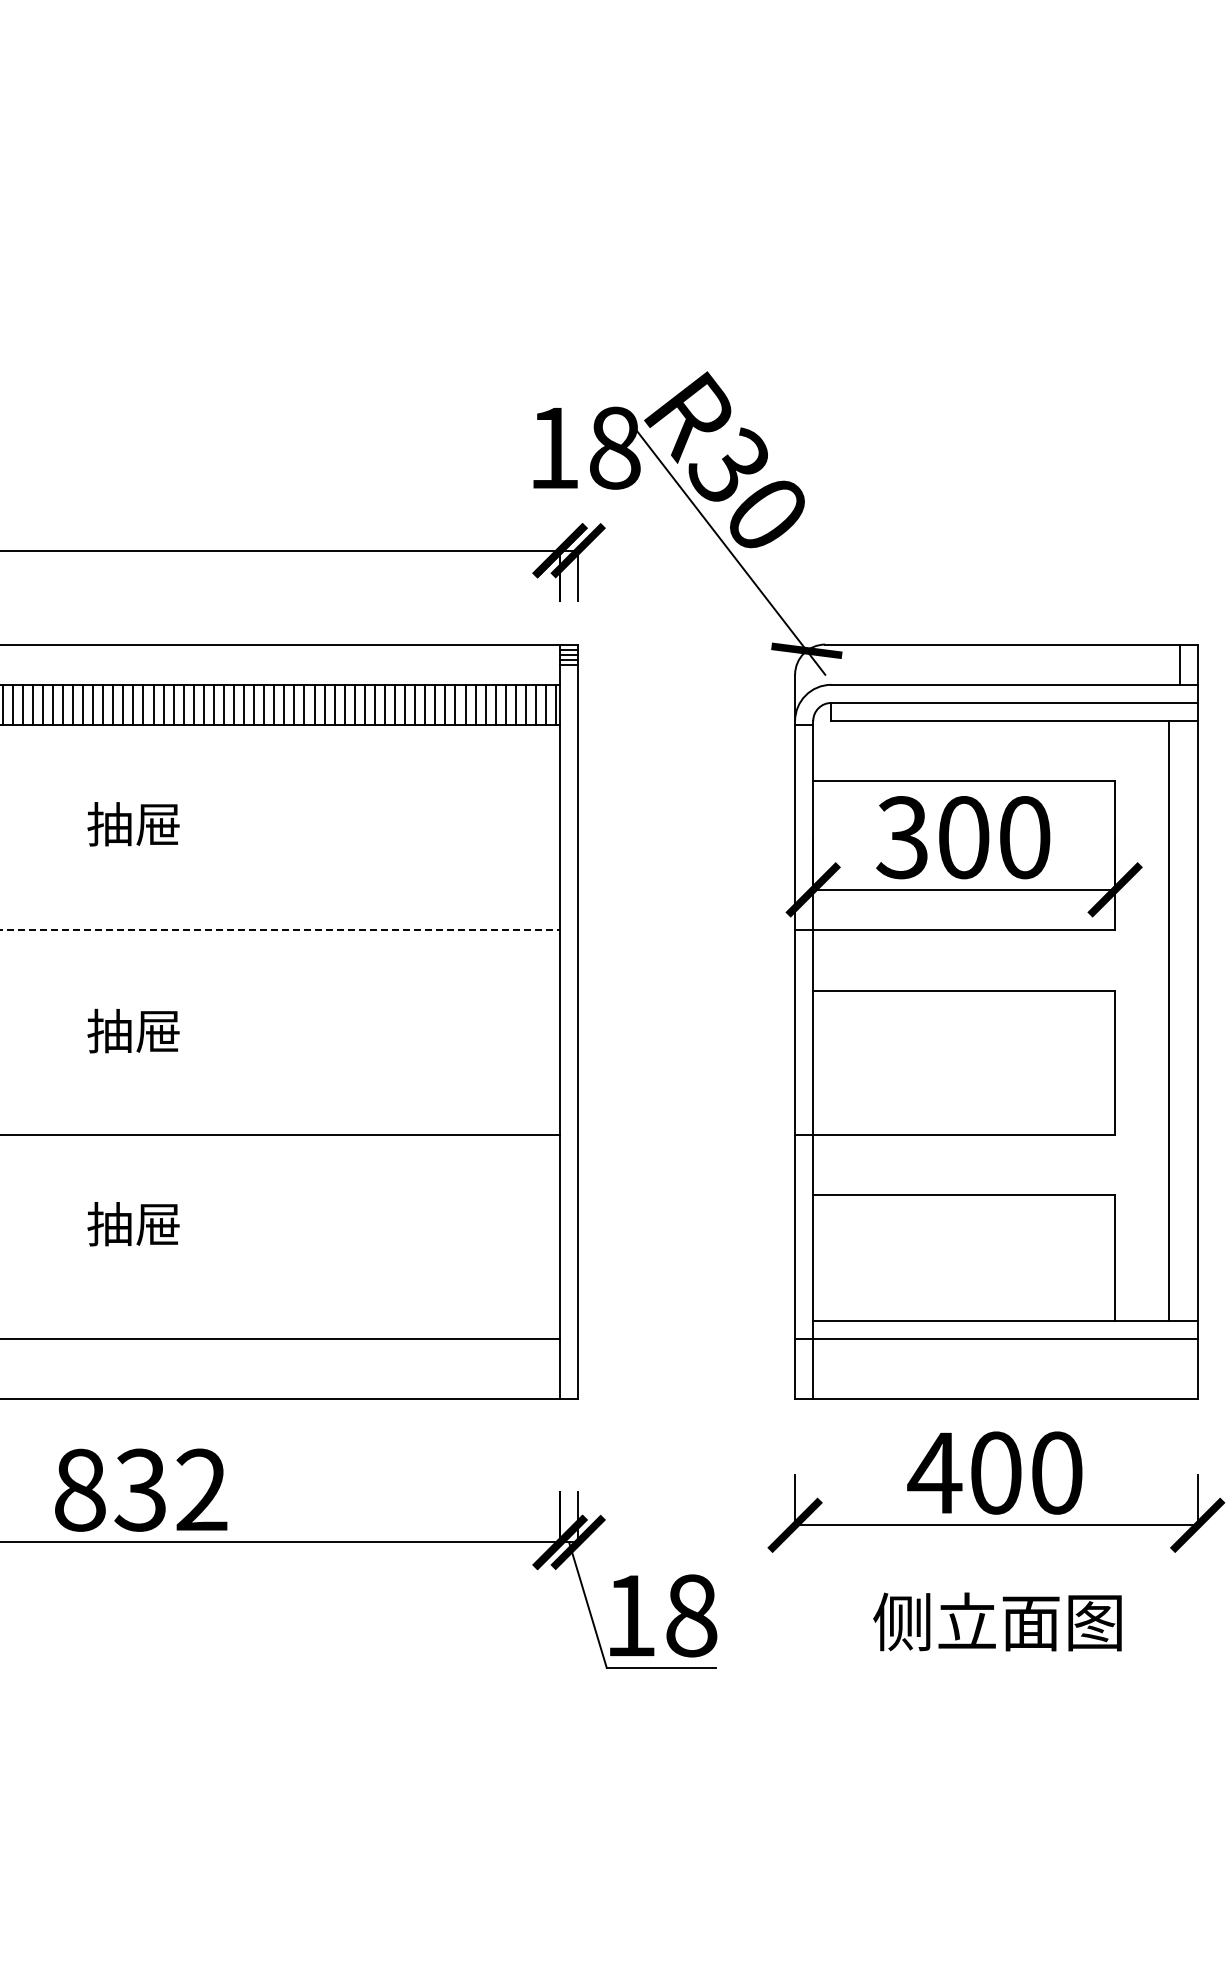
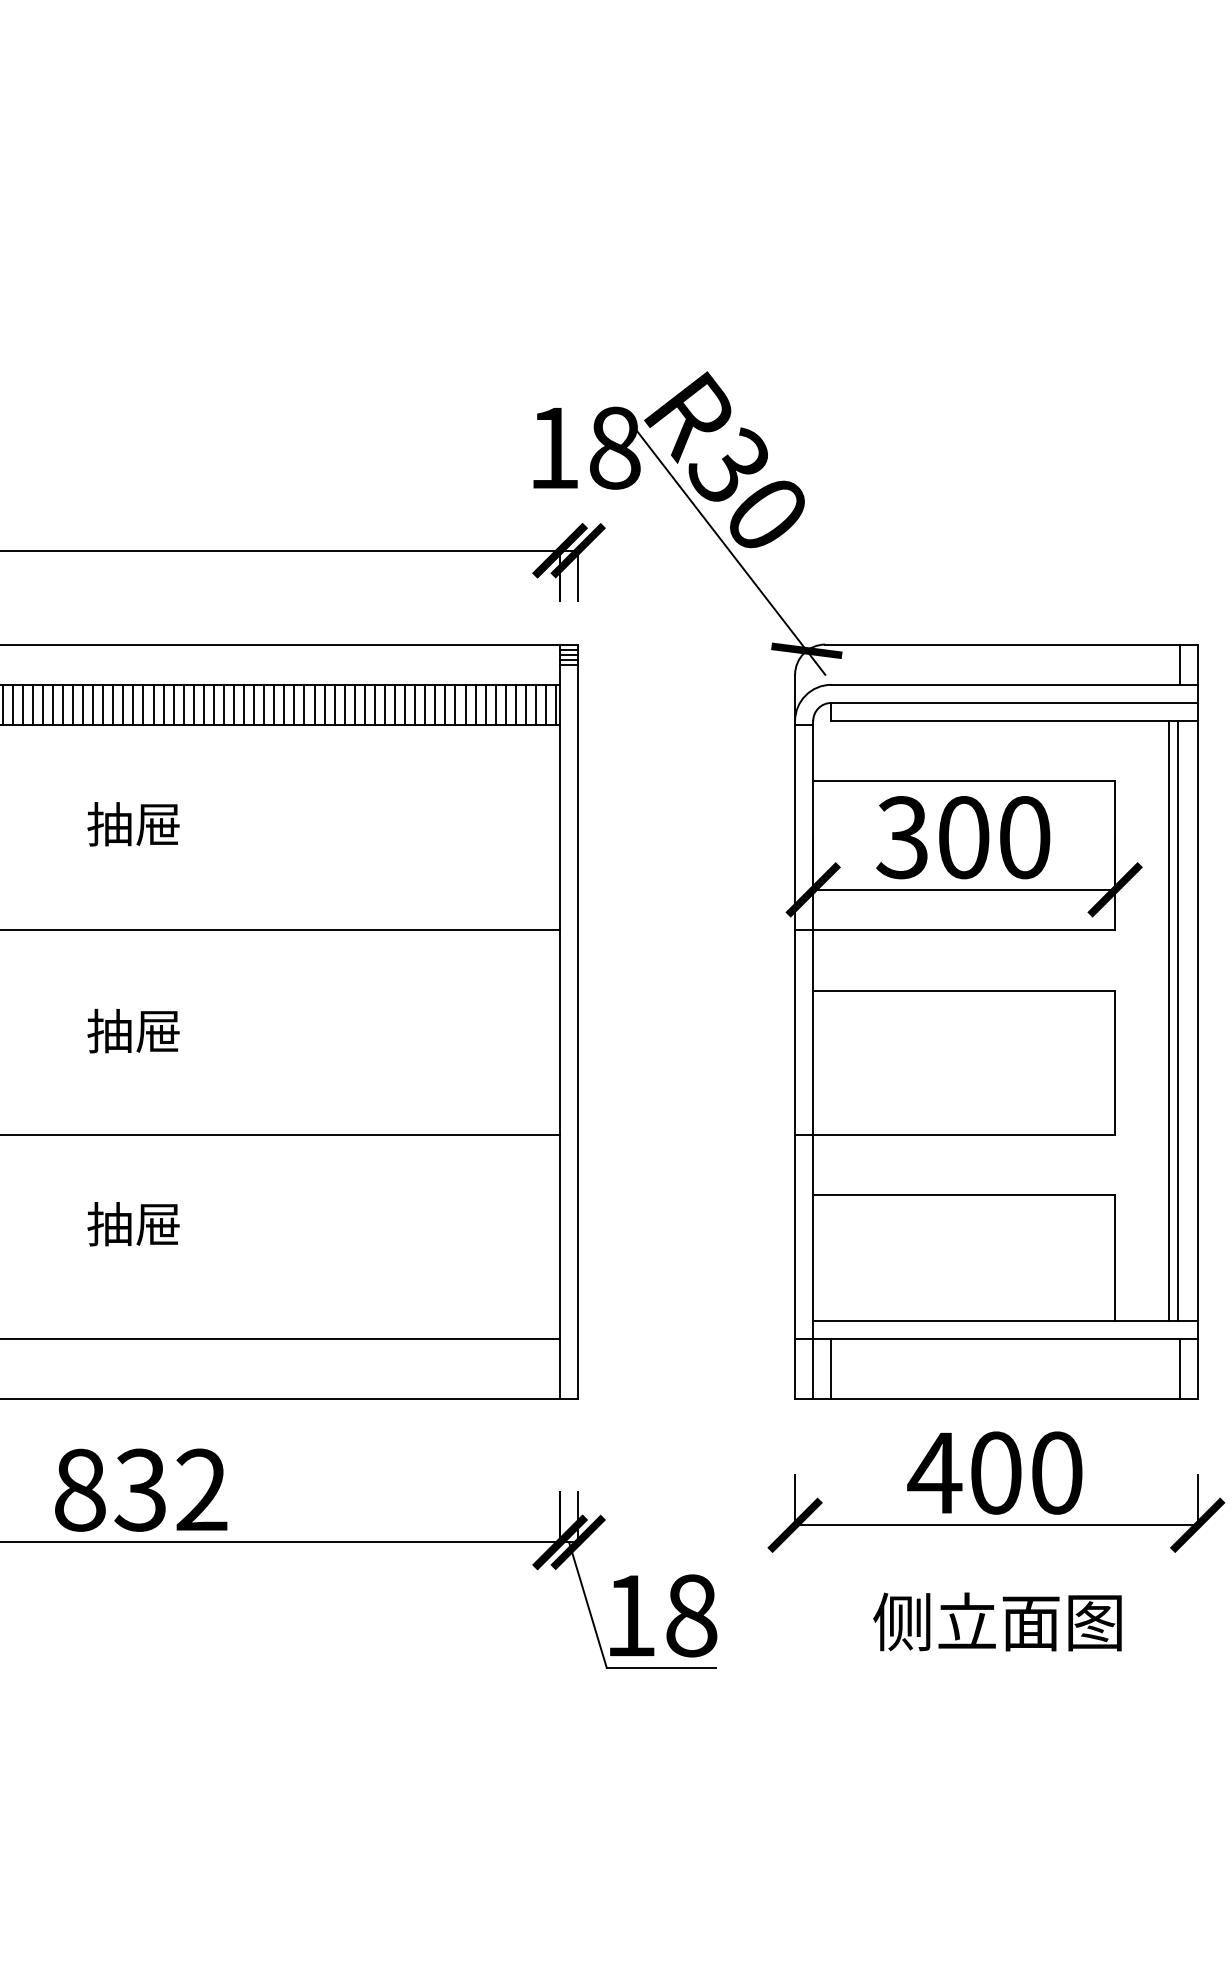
line: dashed -> solid (280, 930)
line: none -> present (1177, 1020)
line: none -> present (831, 1369)
line: none -> present (1179, 1369)
